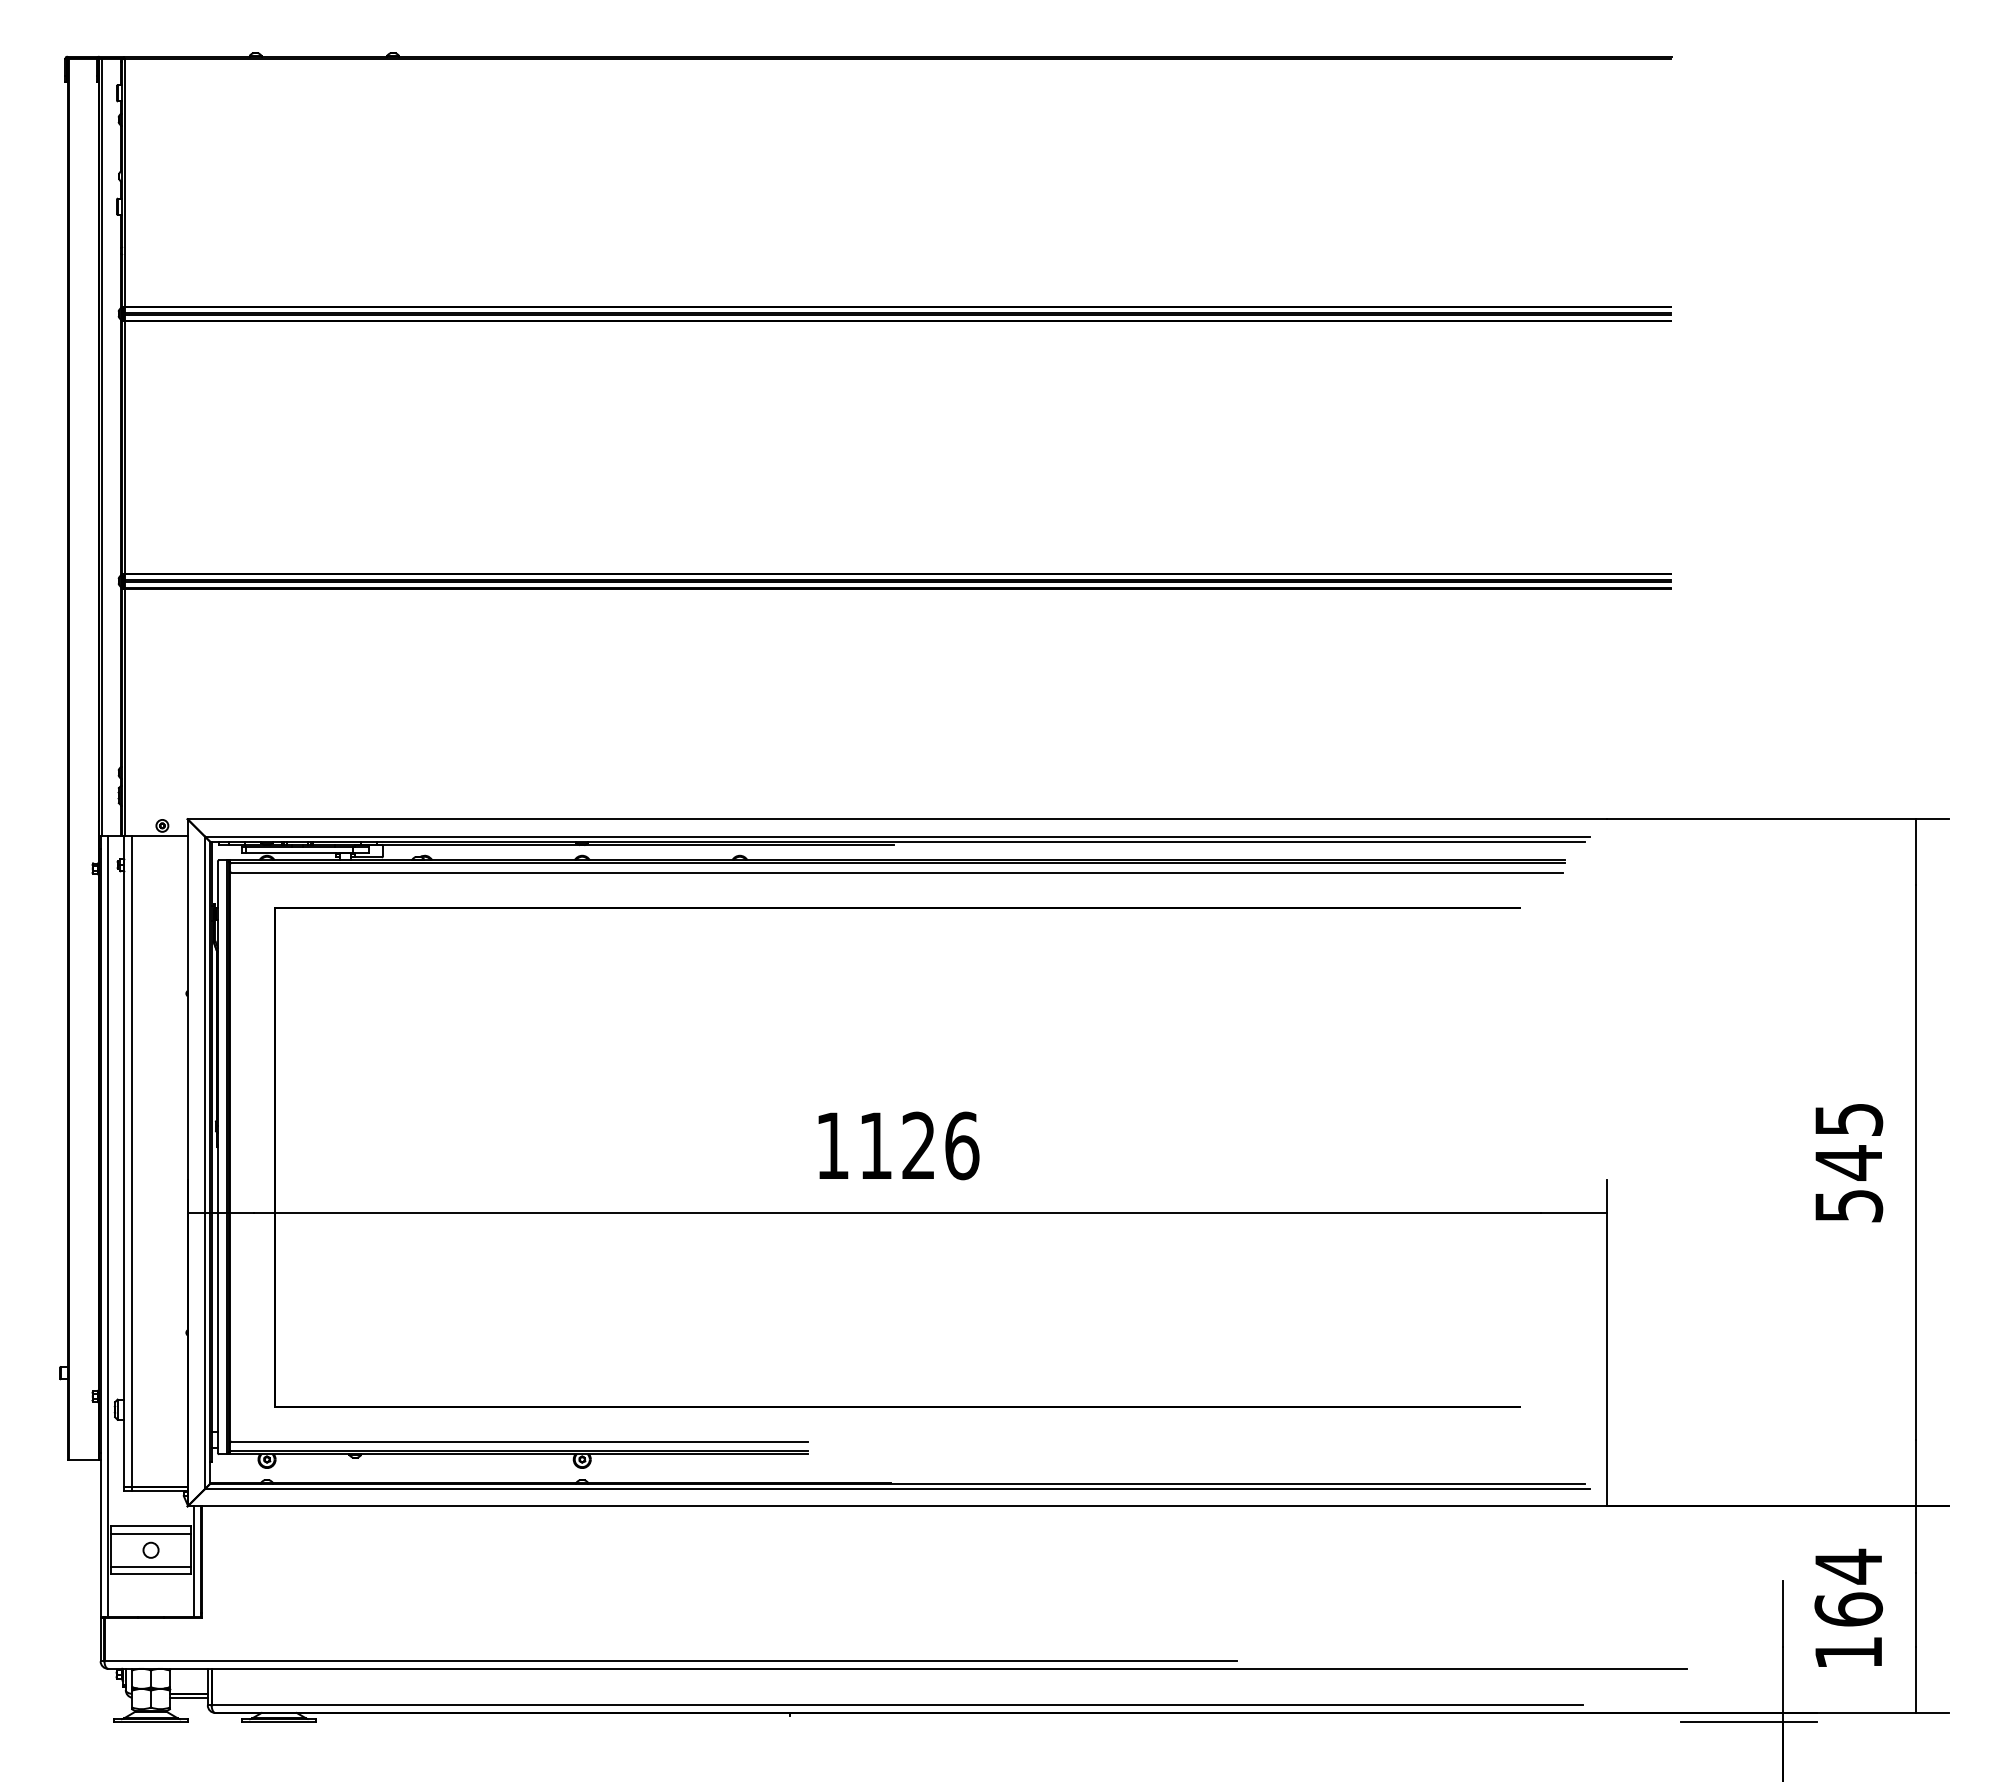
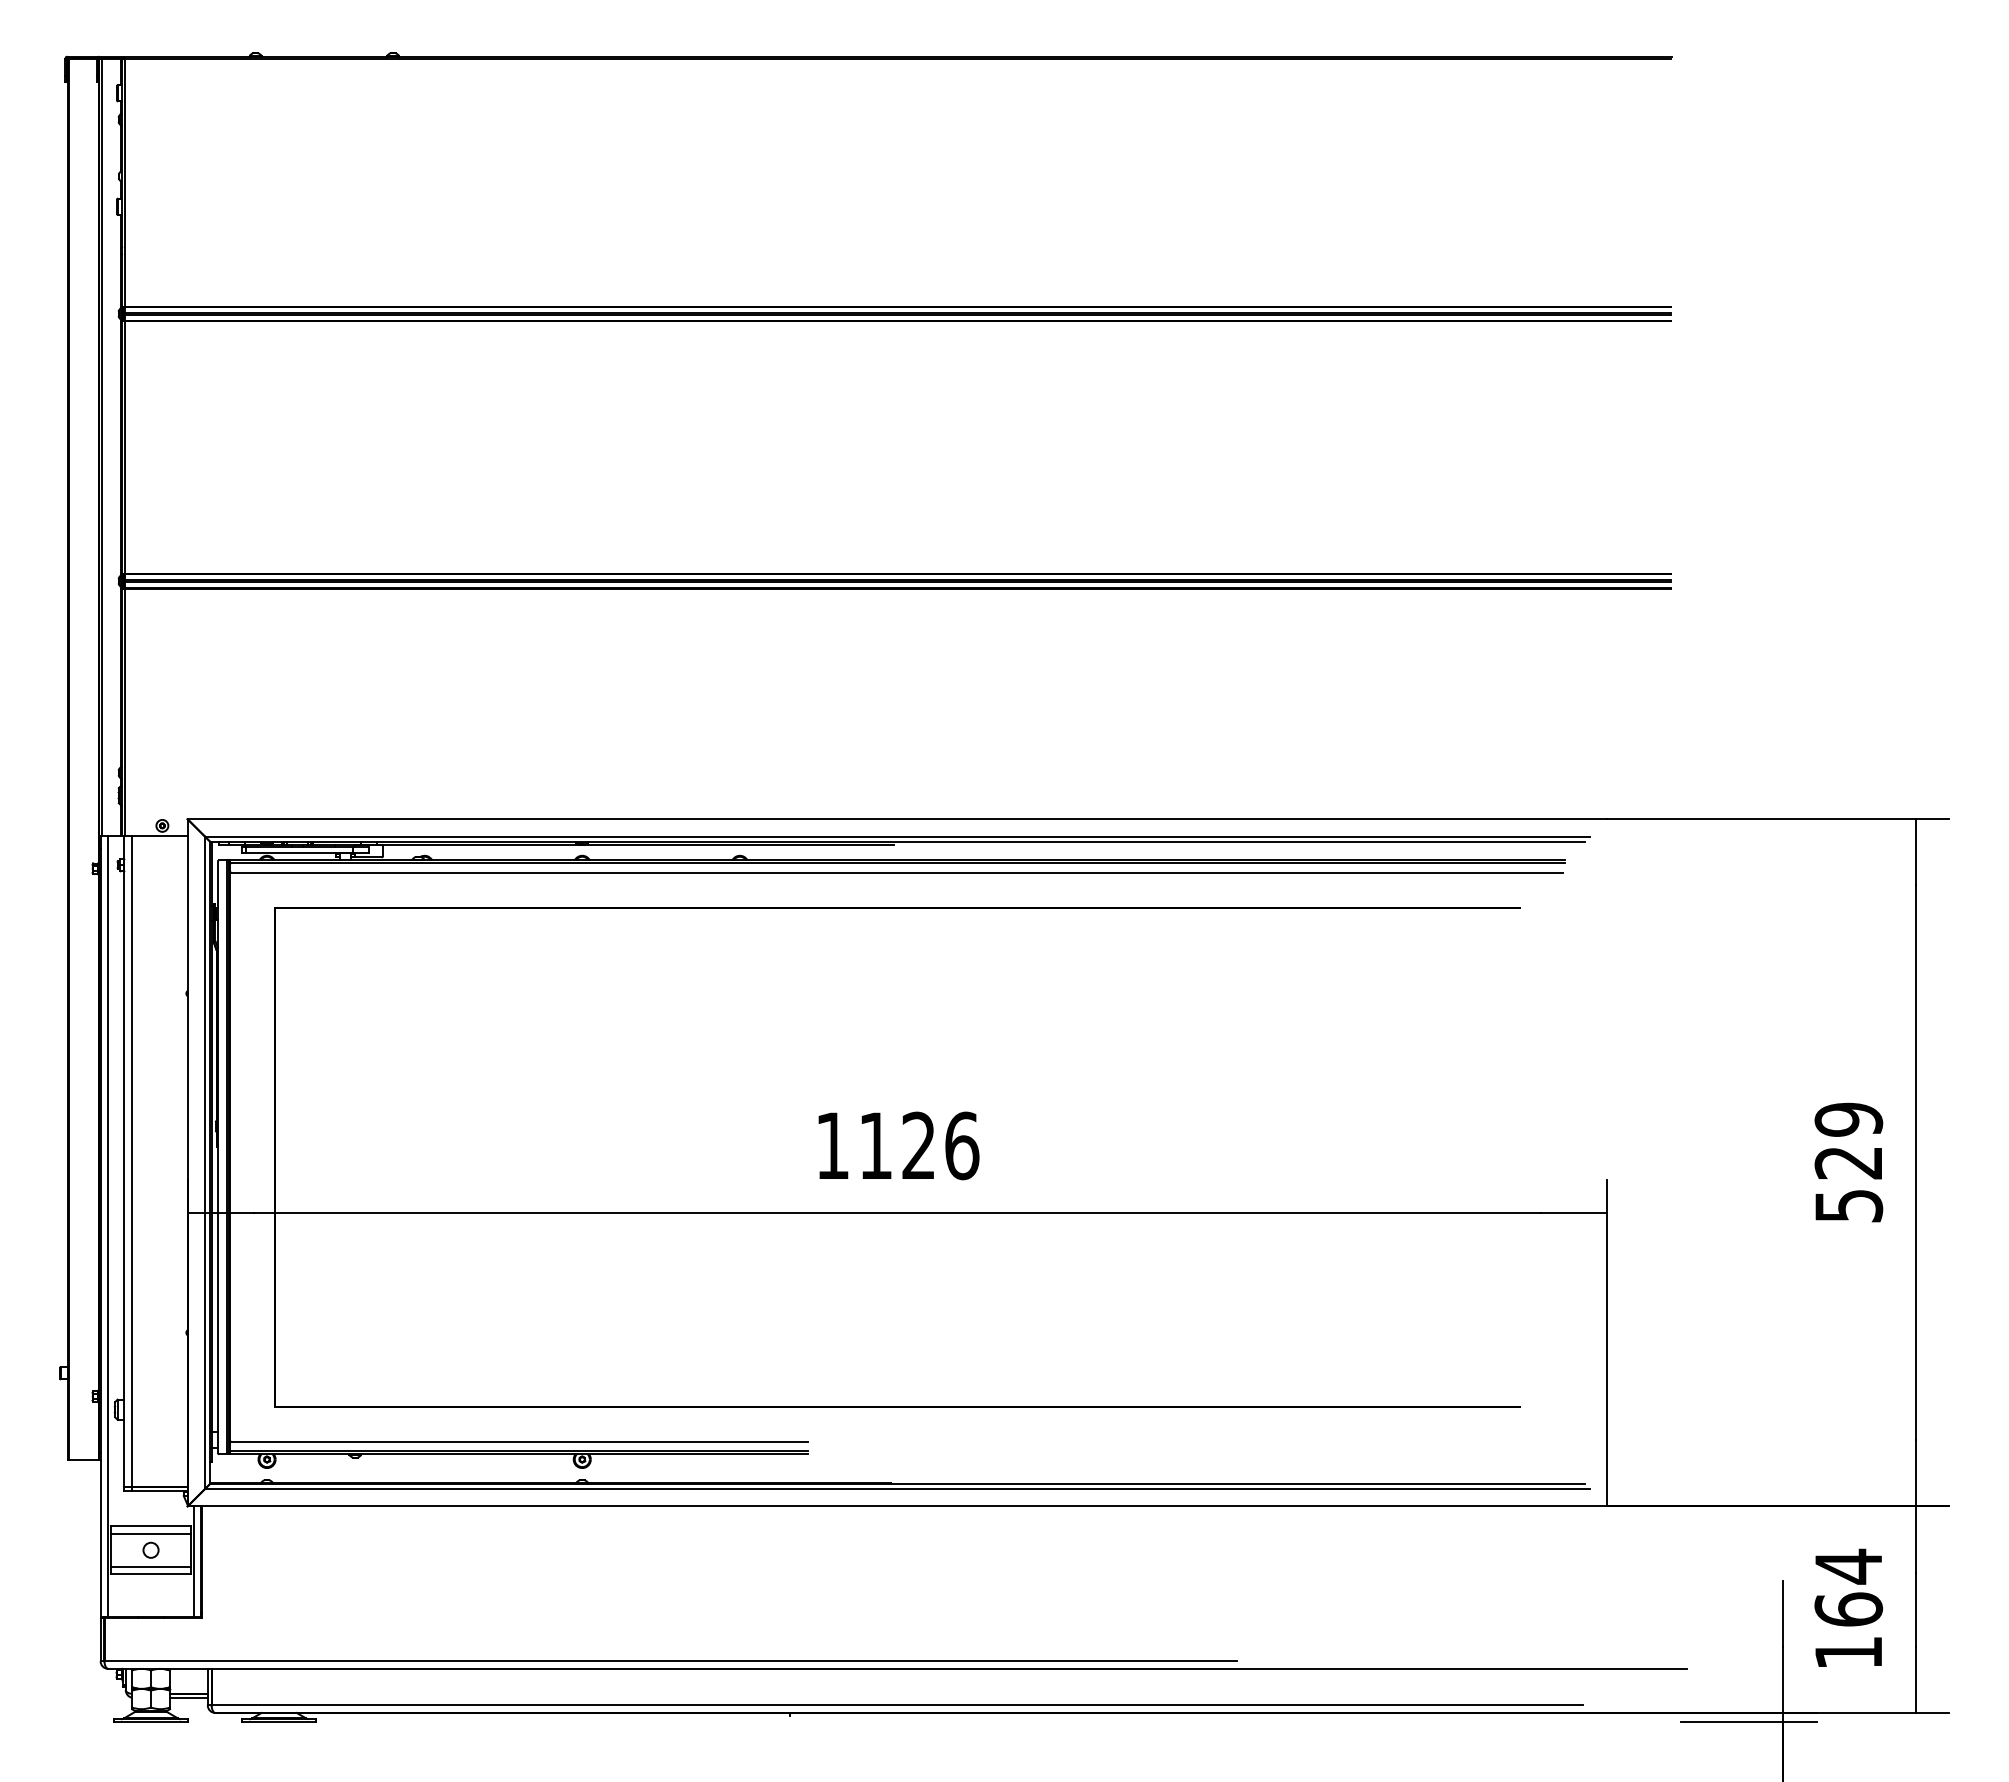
text: 545 -> 529 (1848, 1141)
